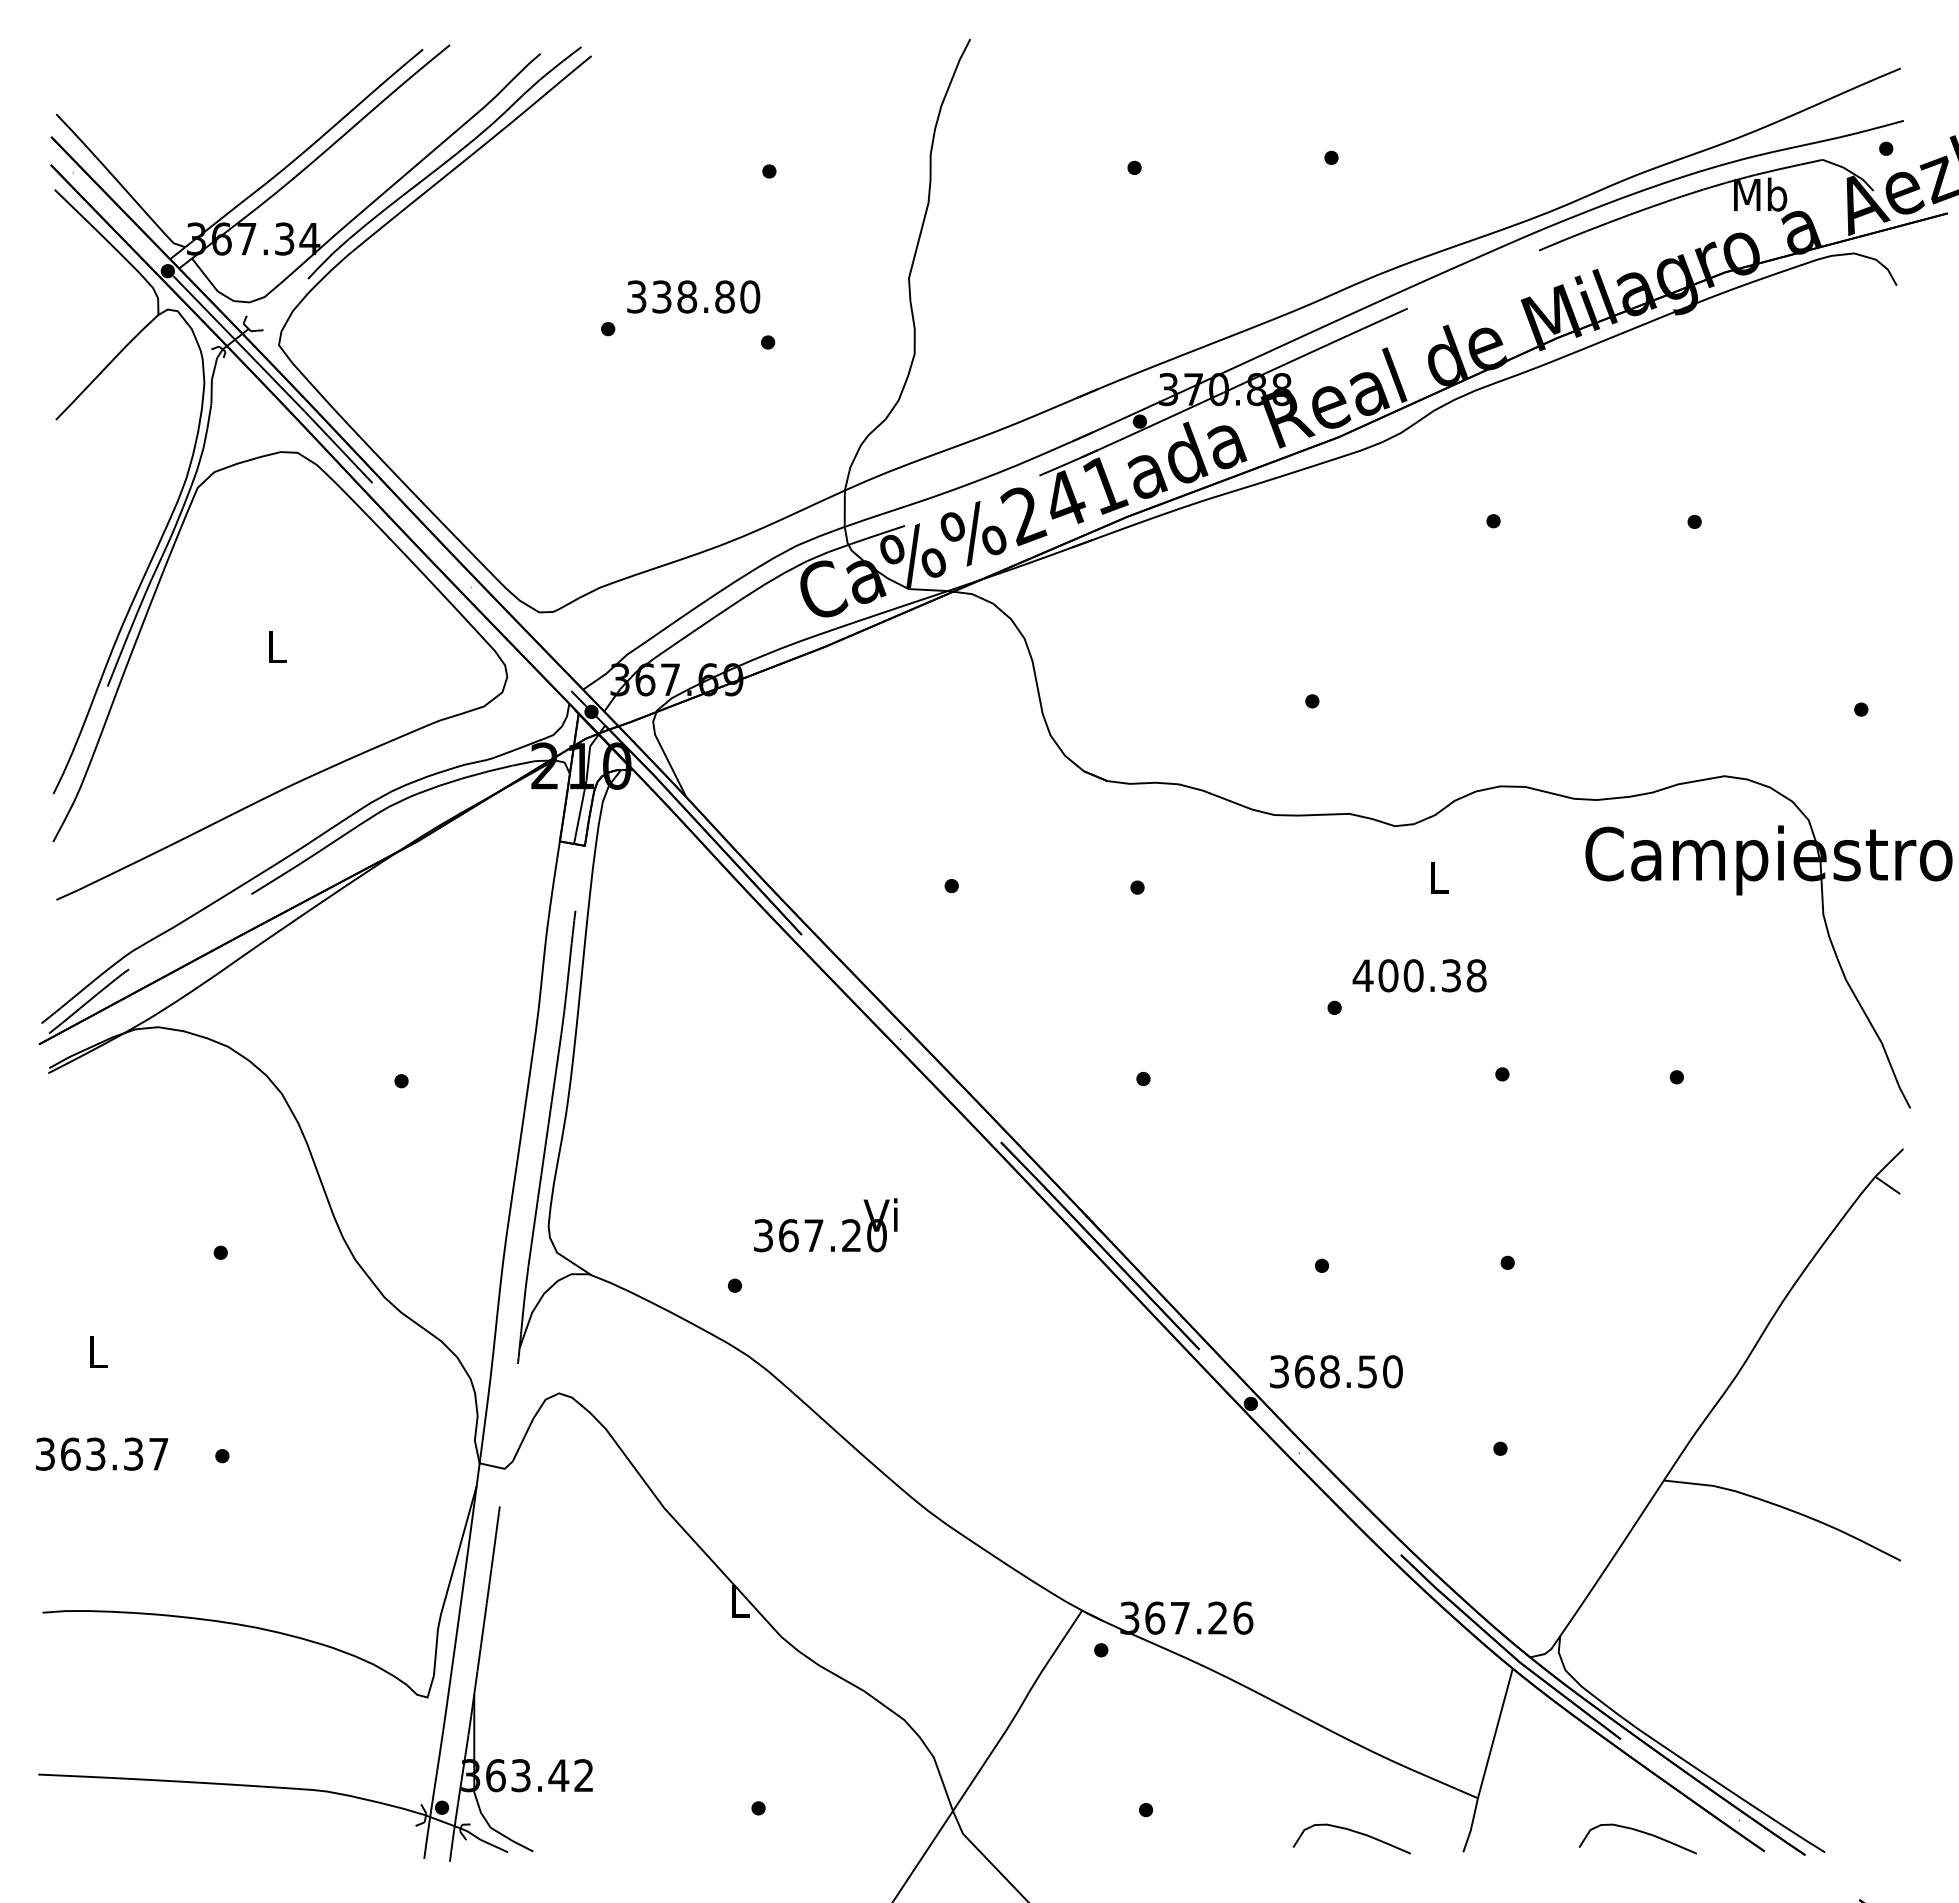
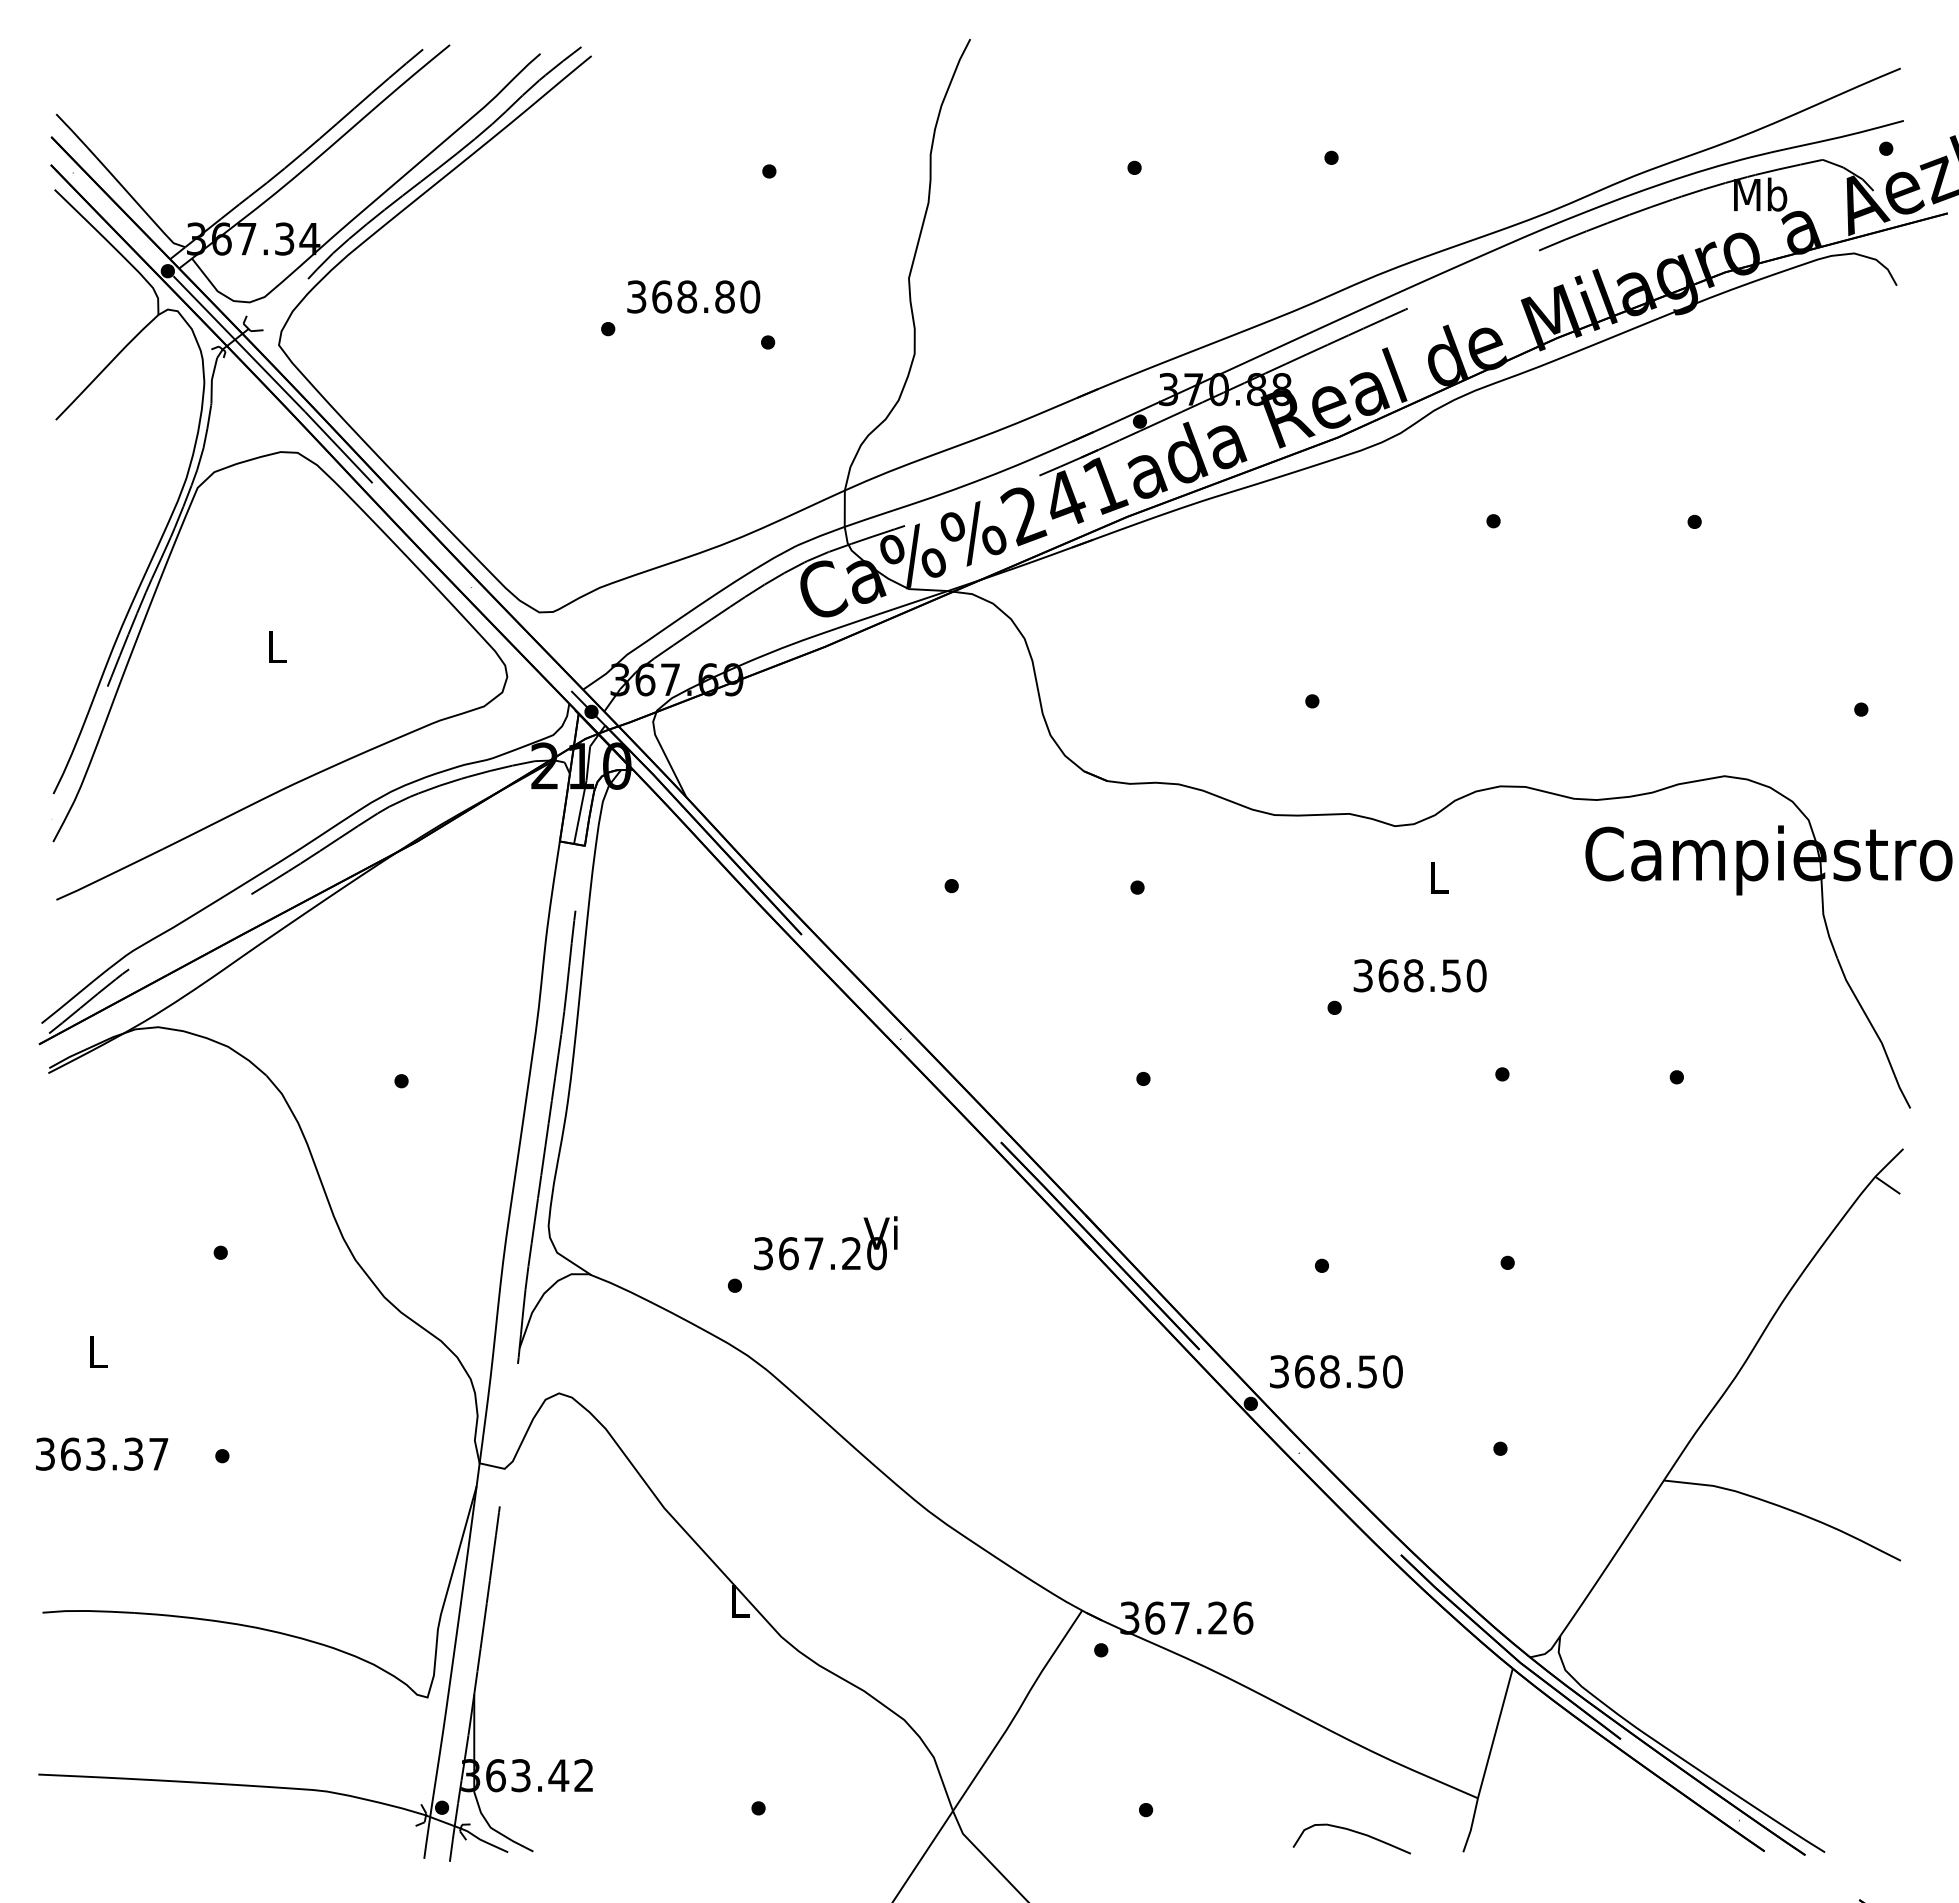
text: 338.80 -> 368.80 (662, 296)
text: 400.38 -> 368.50 (1419, 975)
text position: (825, 1225) -> (825, 1243) (825, 1243)
curve: present -> none (1640, 1832)
